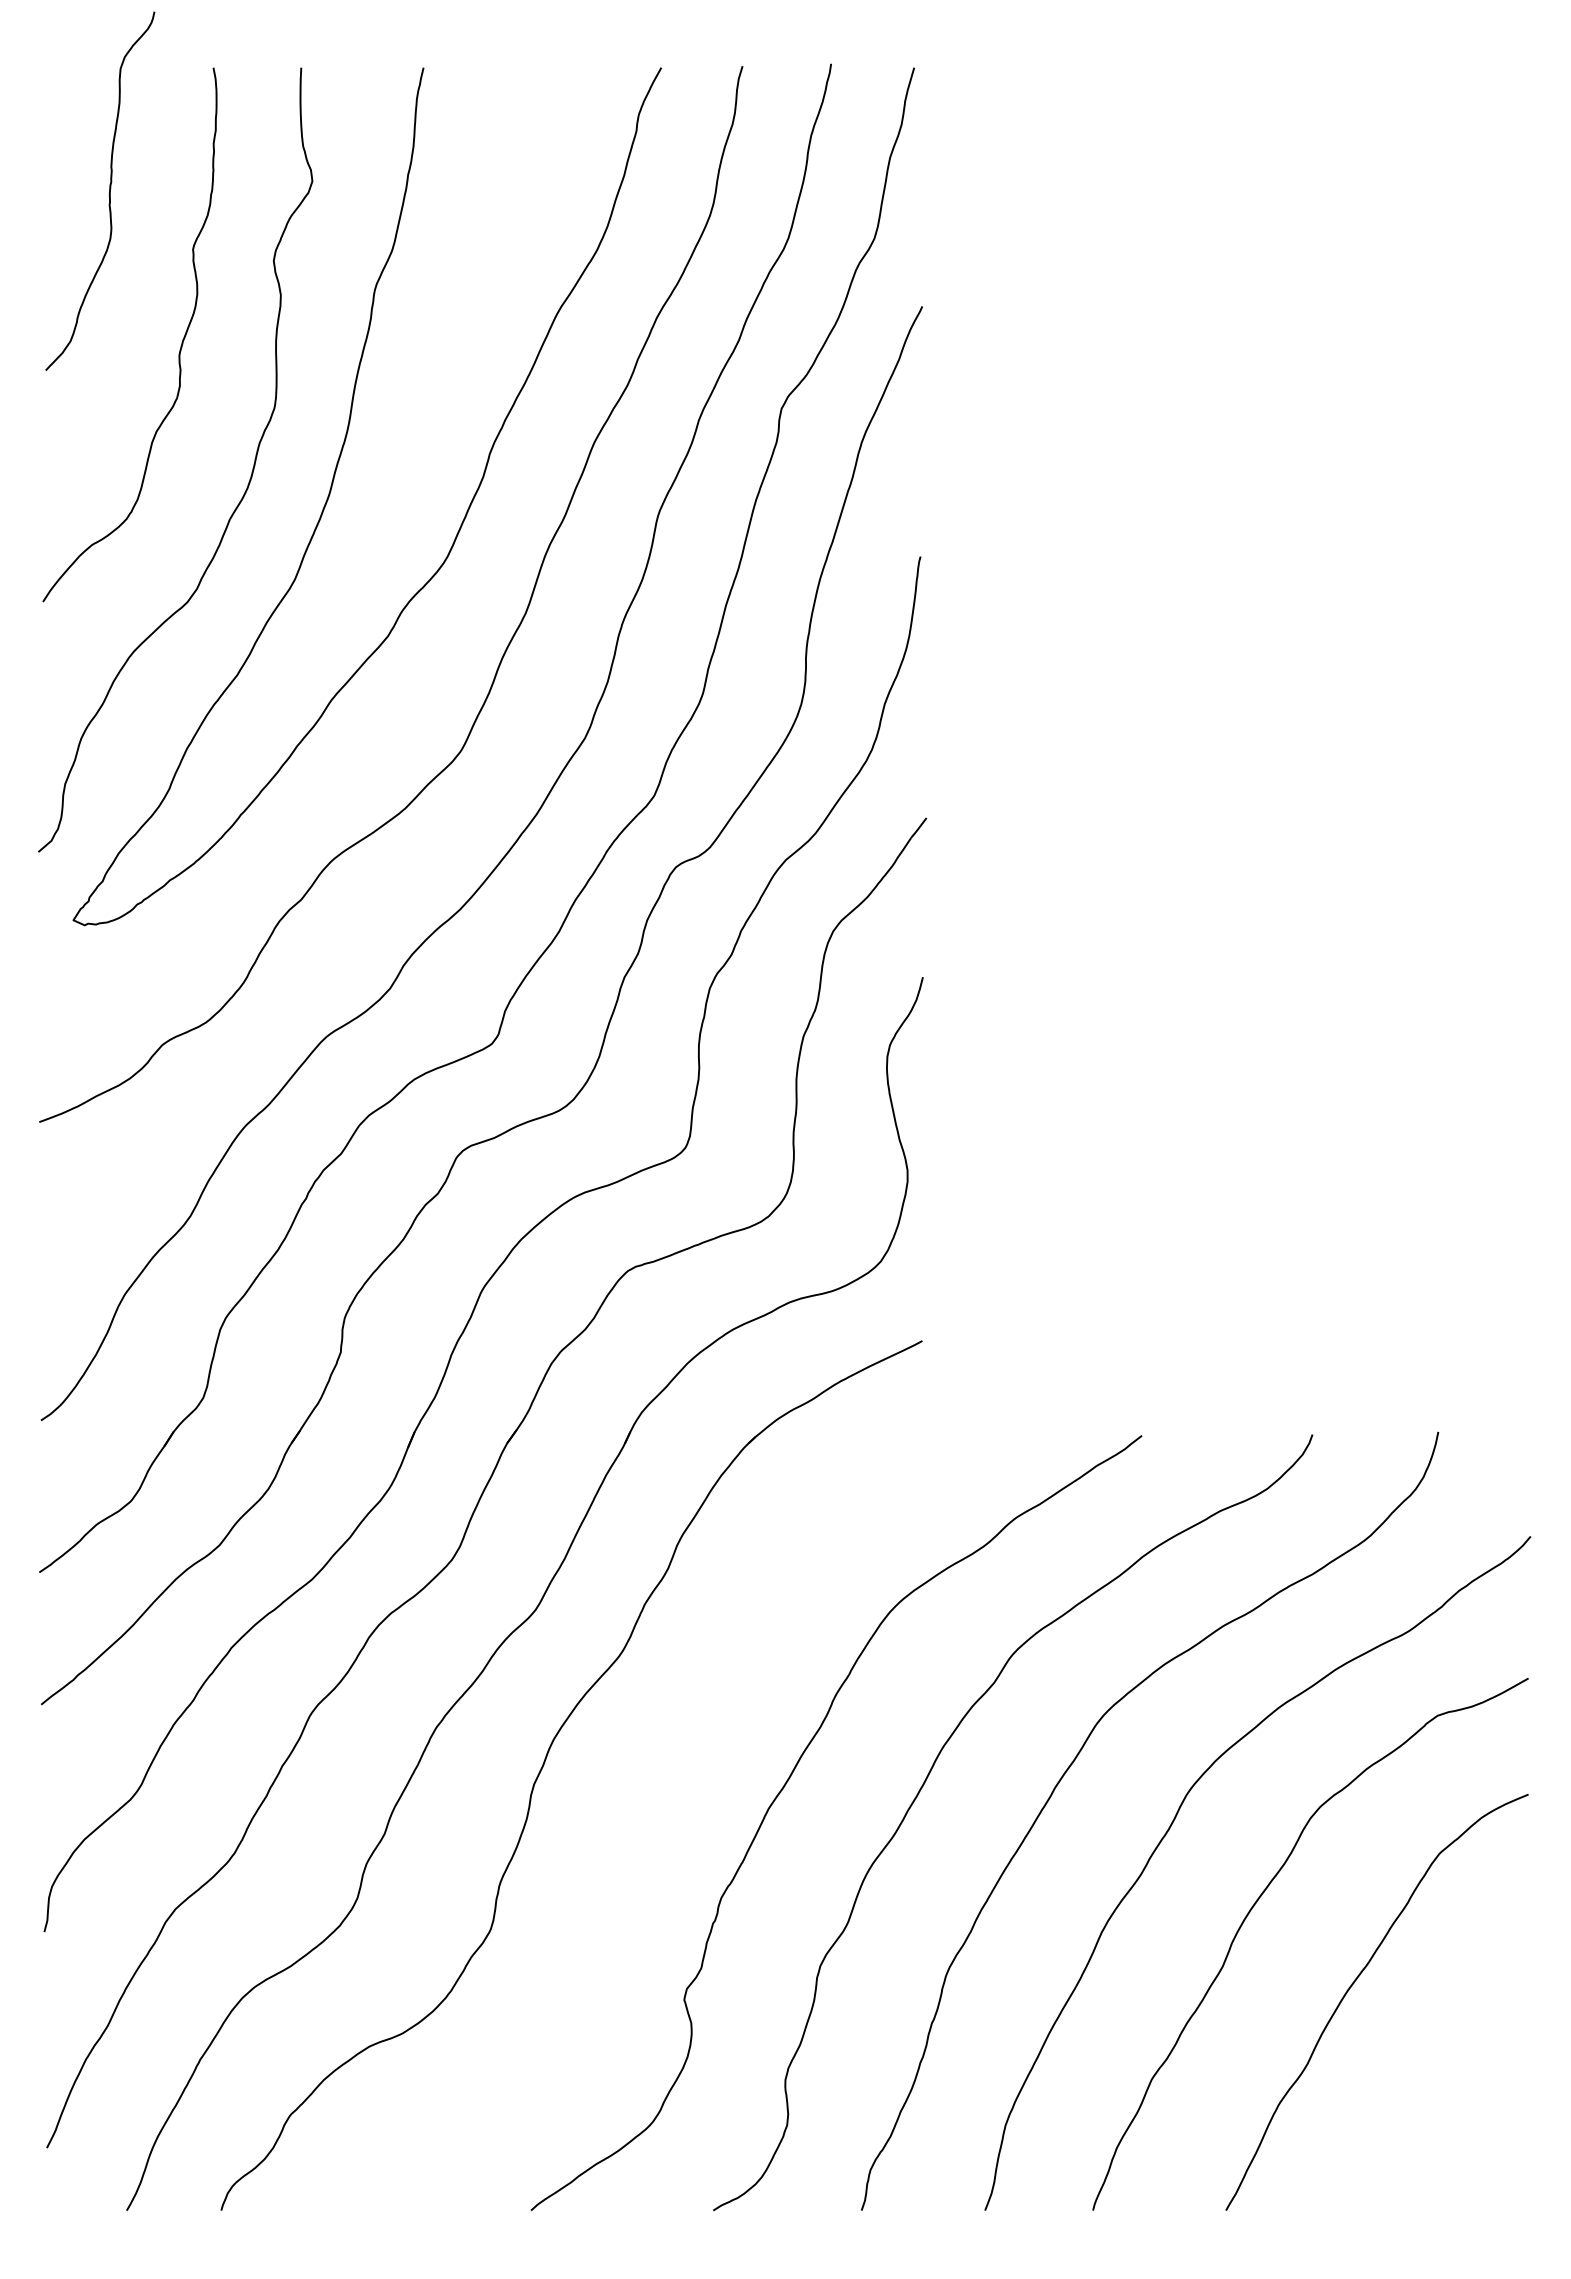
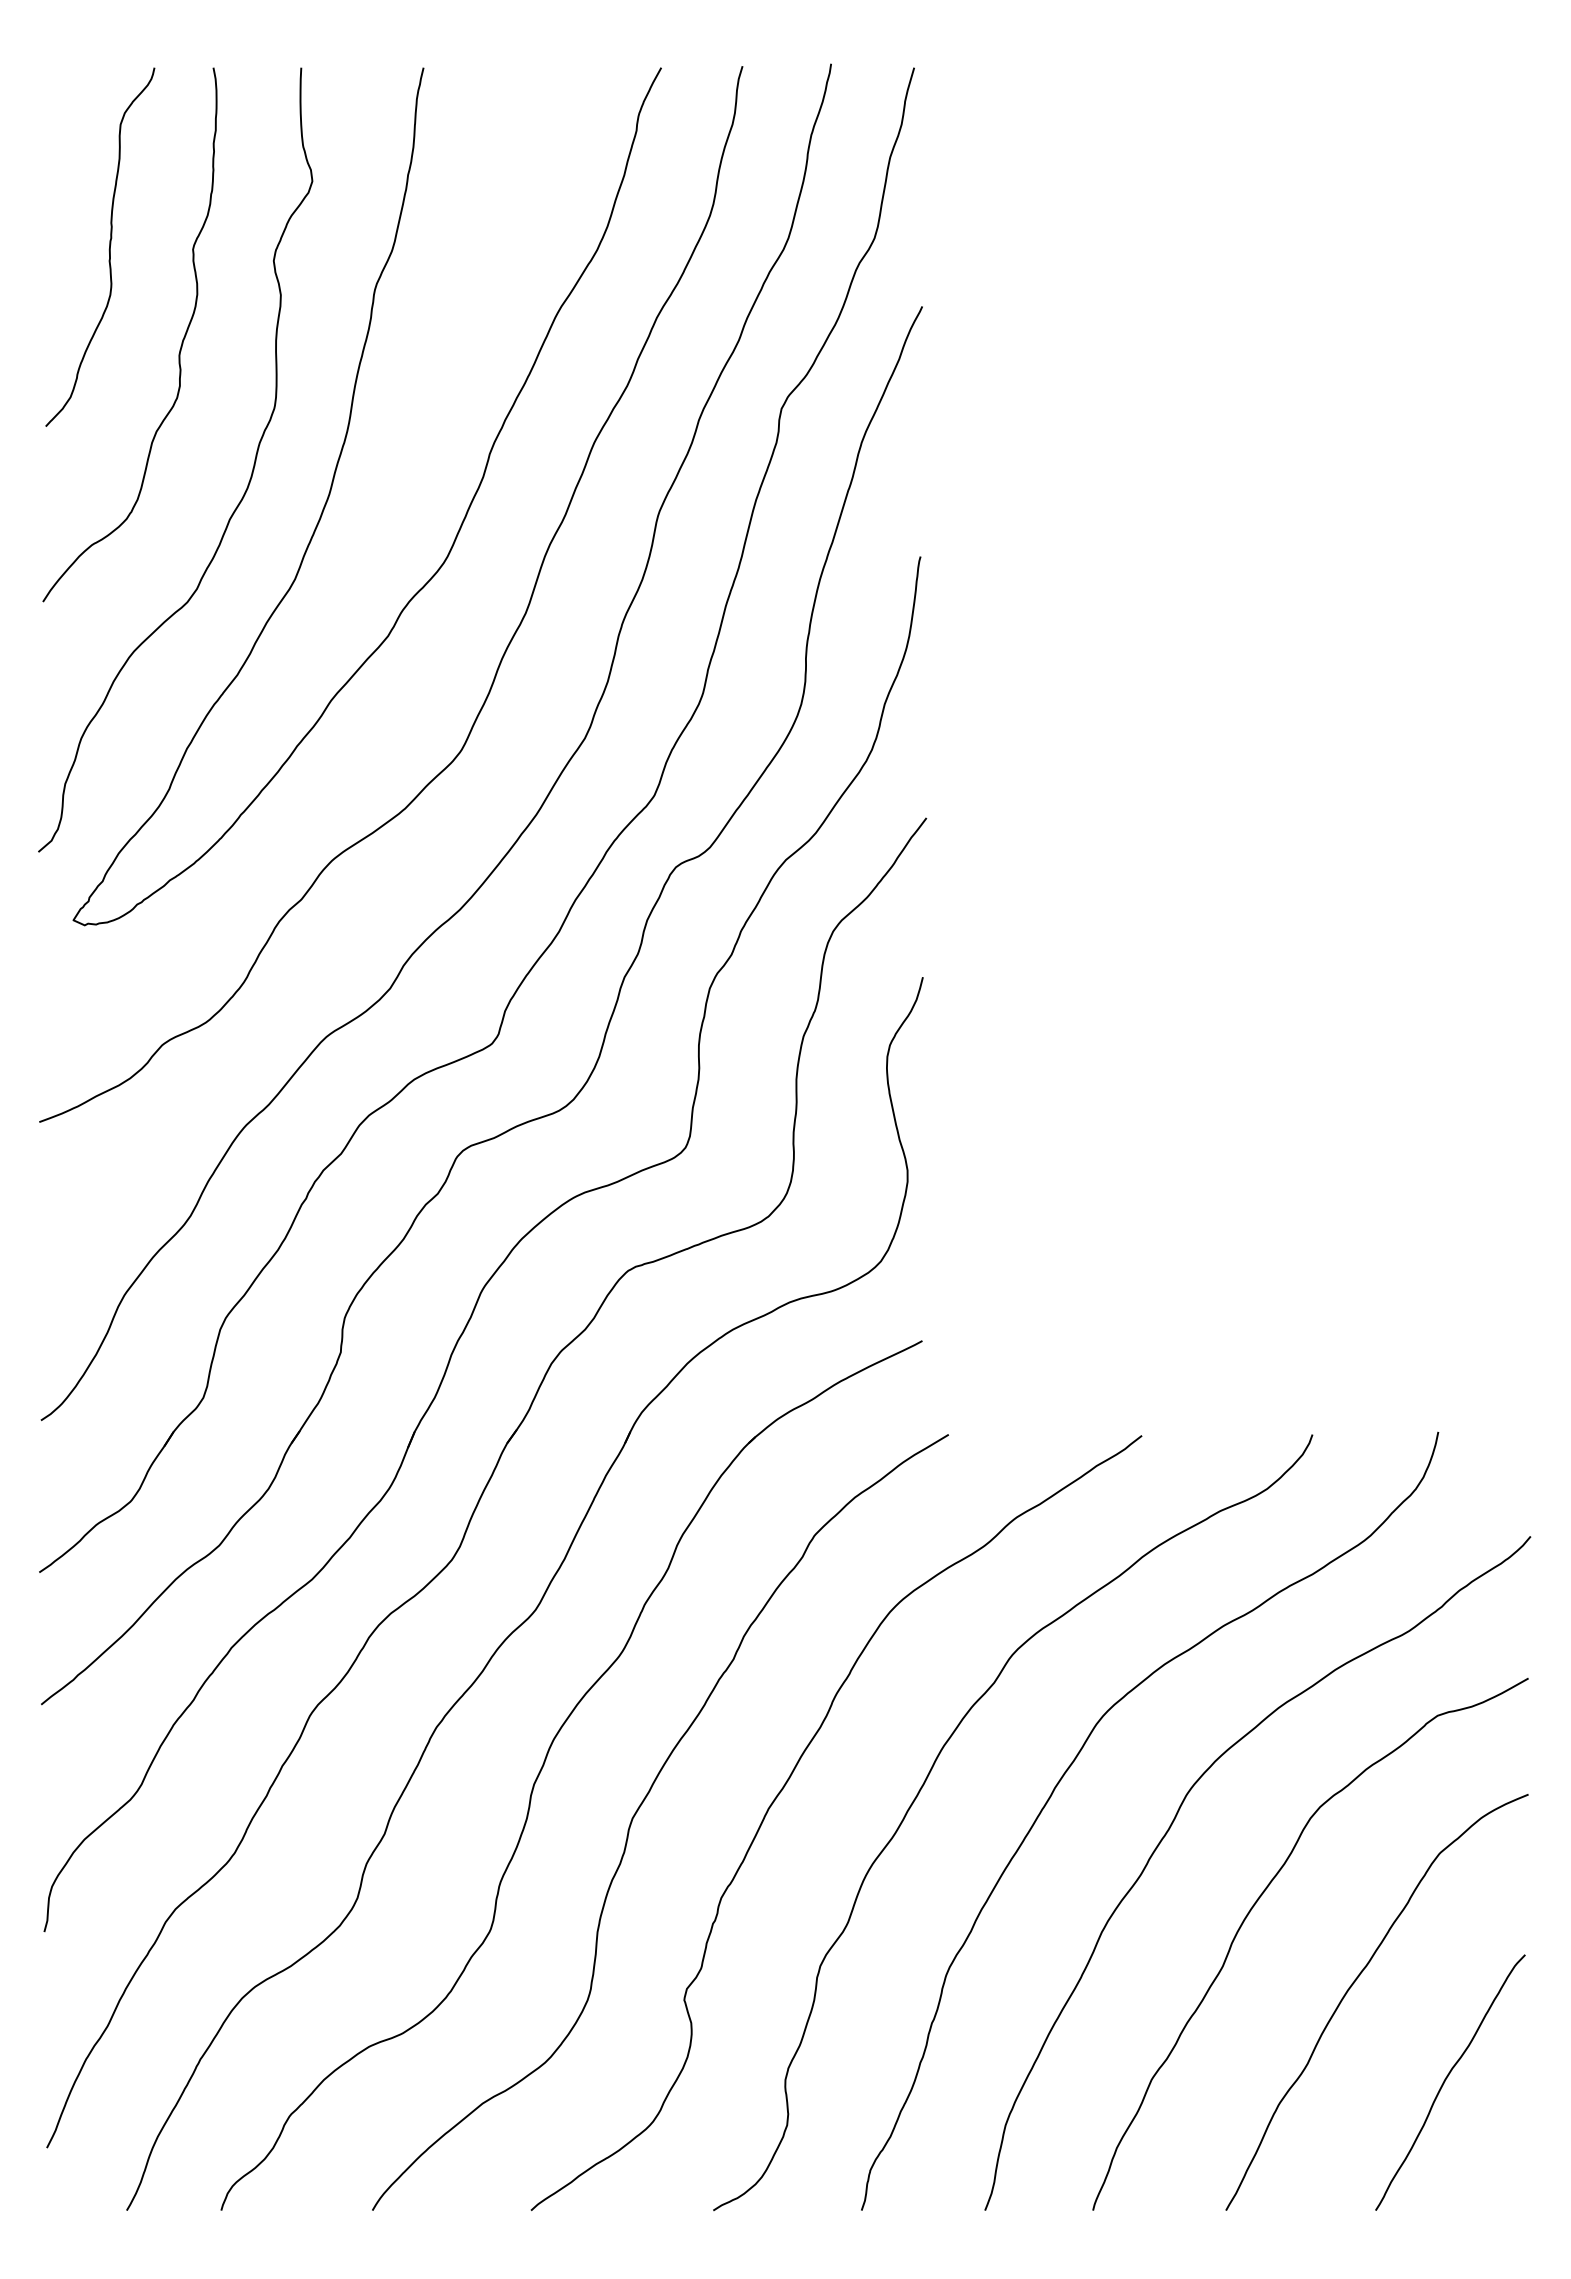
curve position: (108, 193) -> (108, 249) (108, 249)
curve: none -> present (639, 1809)
curve: none -> present (1447, 2078)
